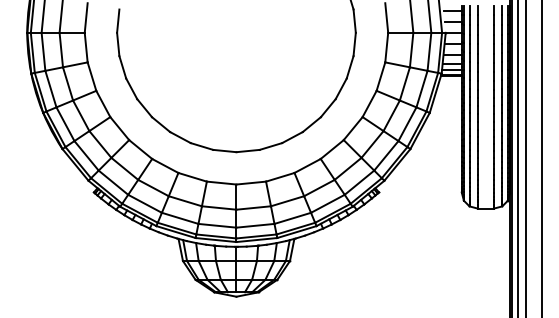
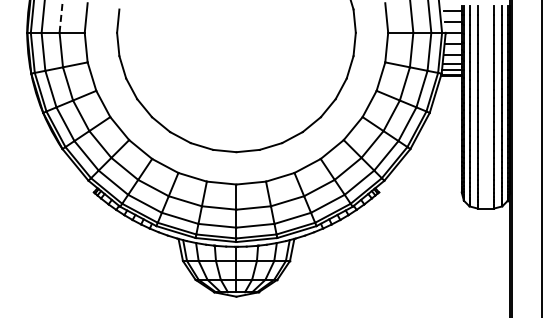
line: solid -> dashed (61, 16)
line: present -> none (517, 158)
line: present -> none (526, 158)
